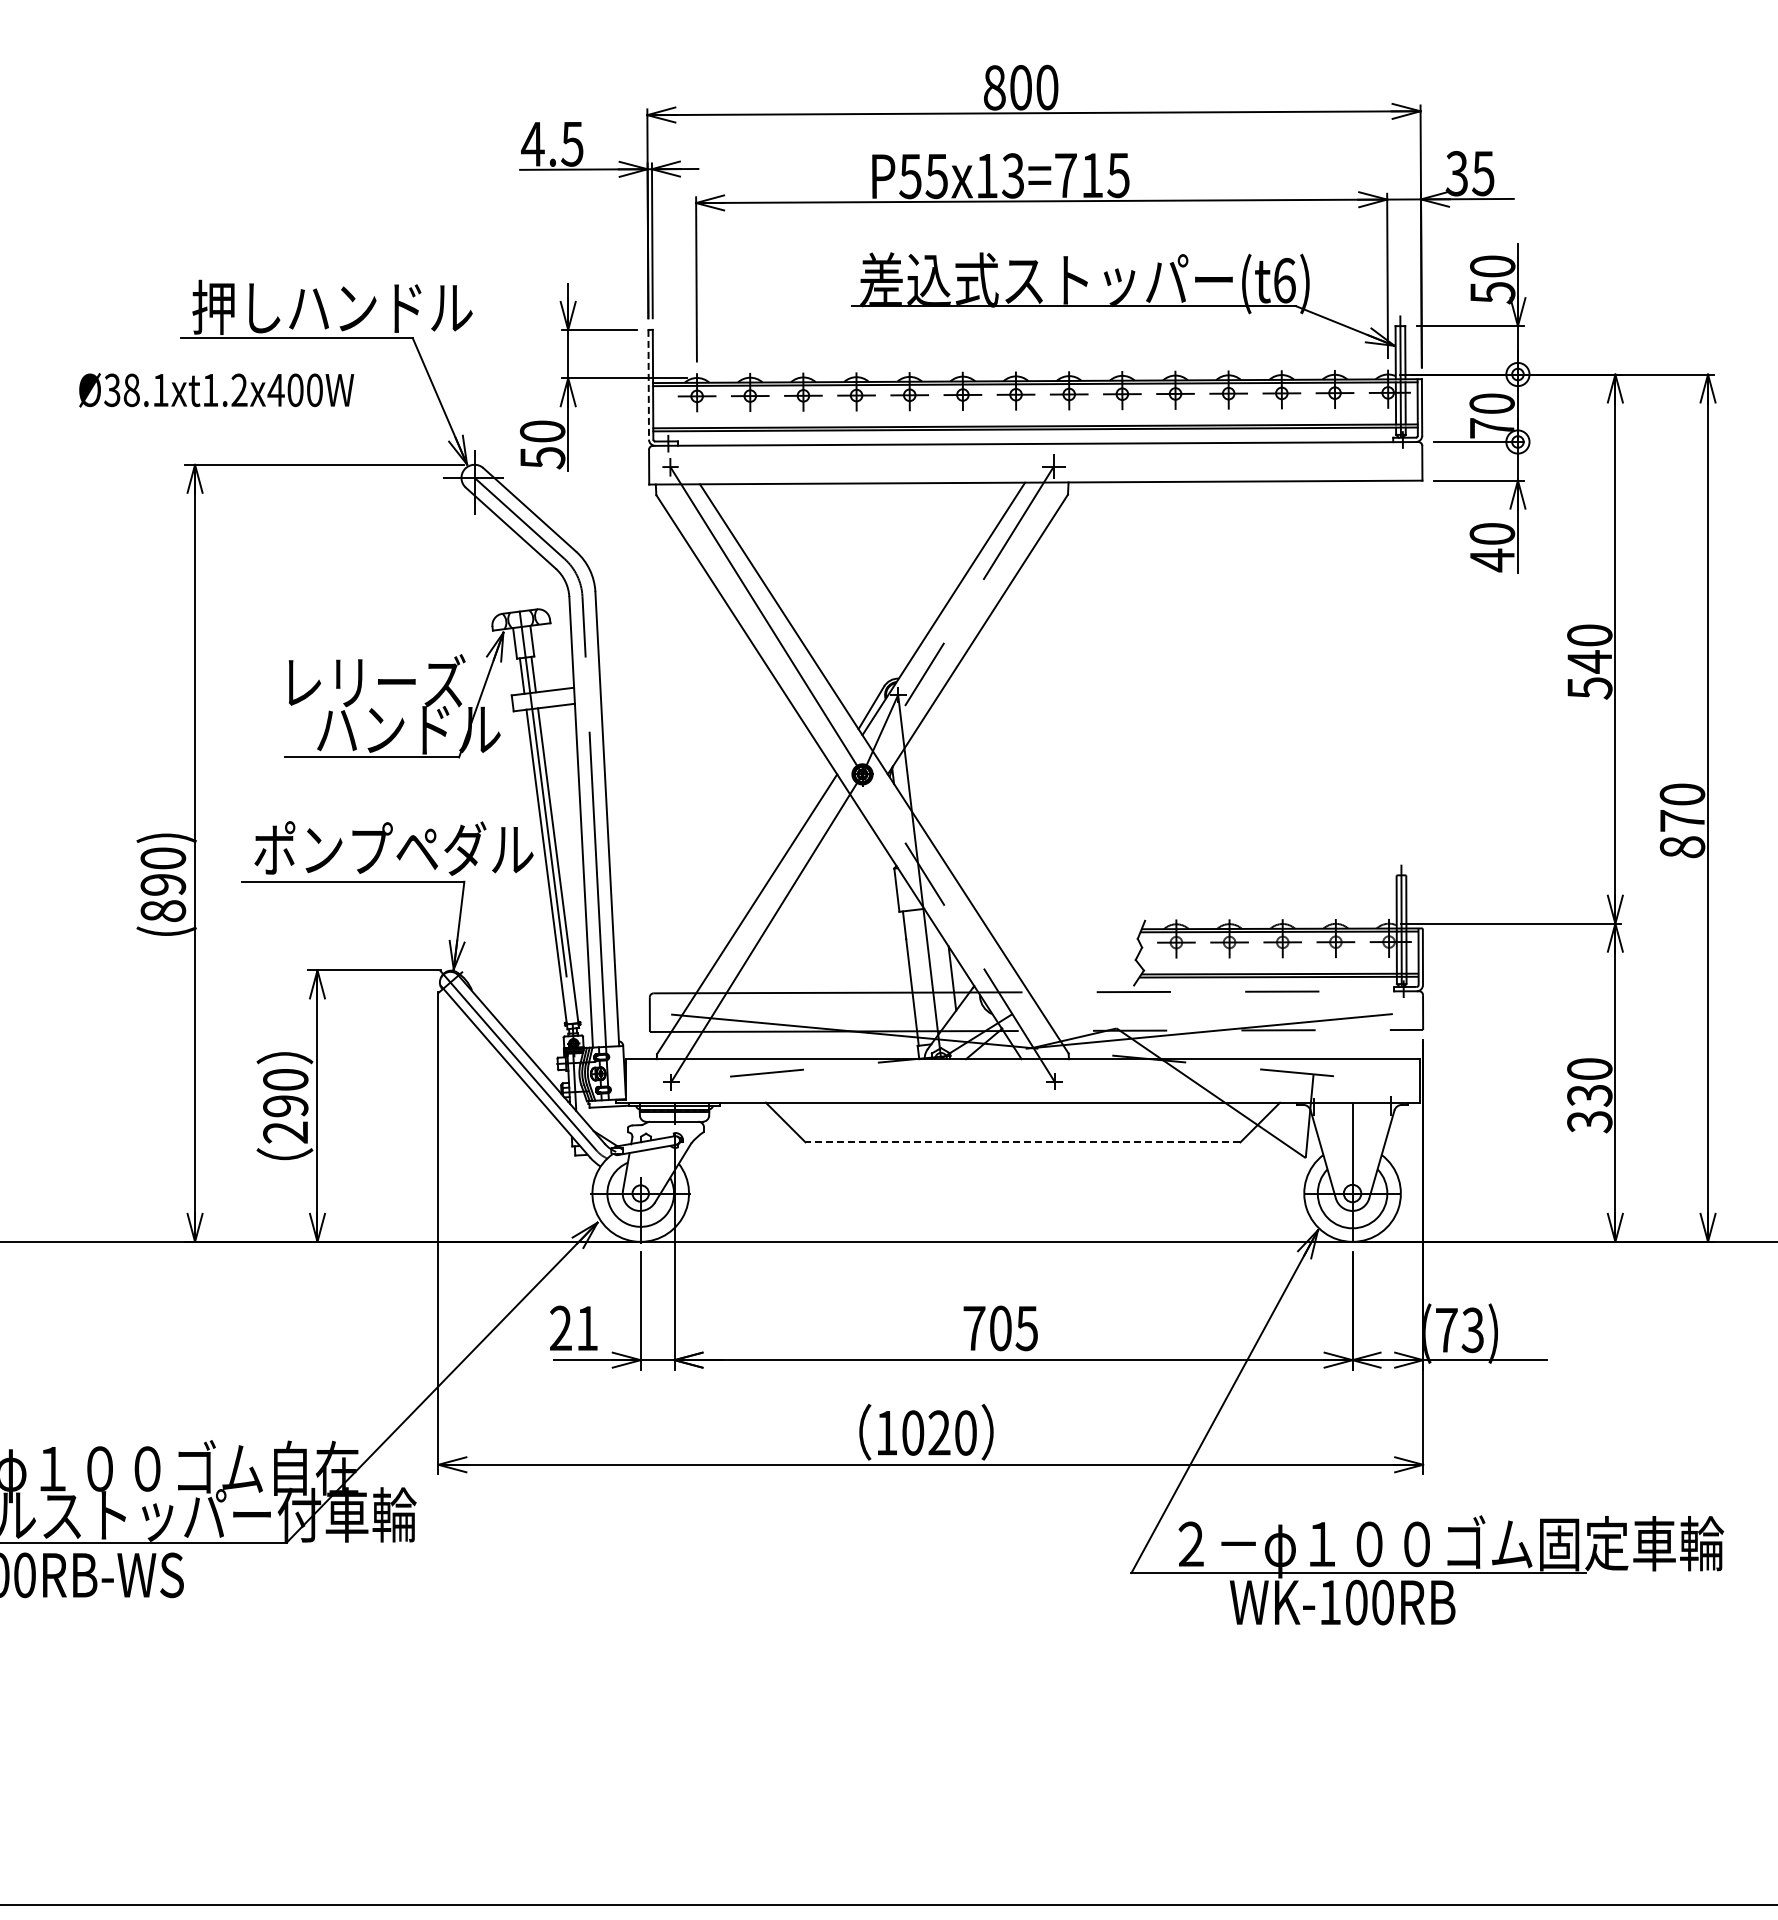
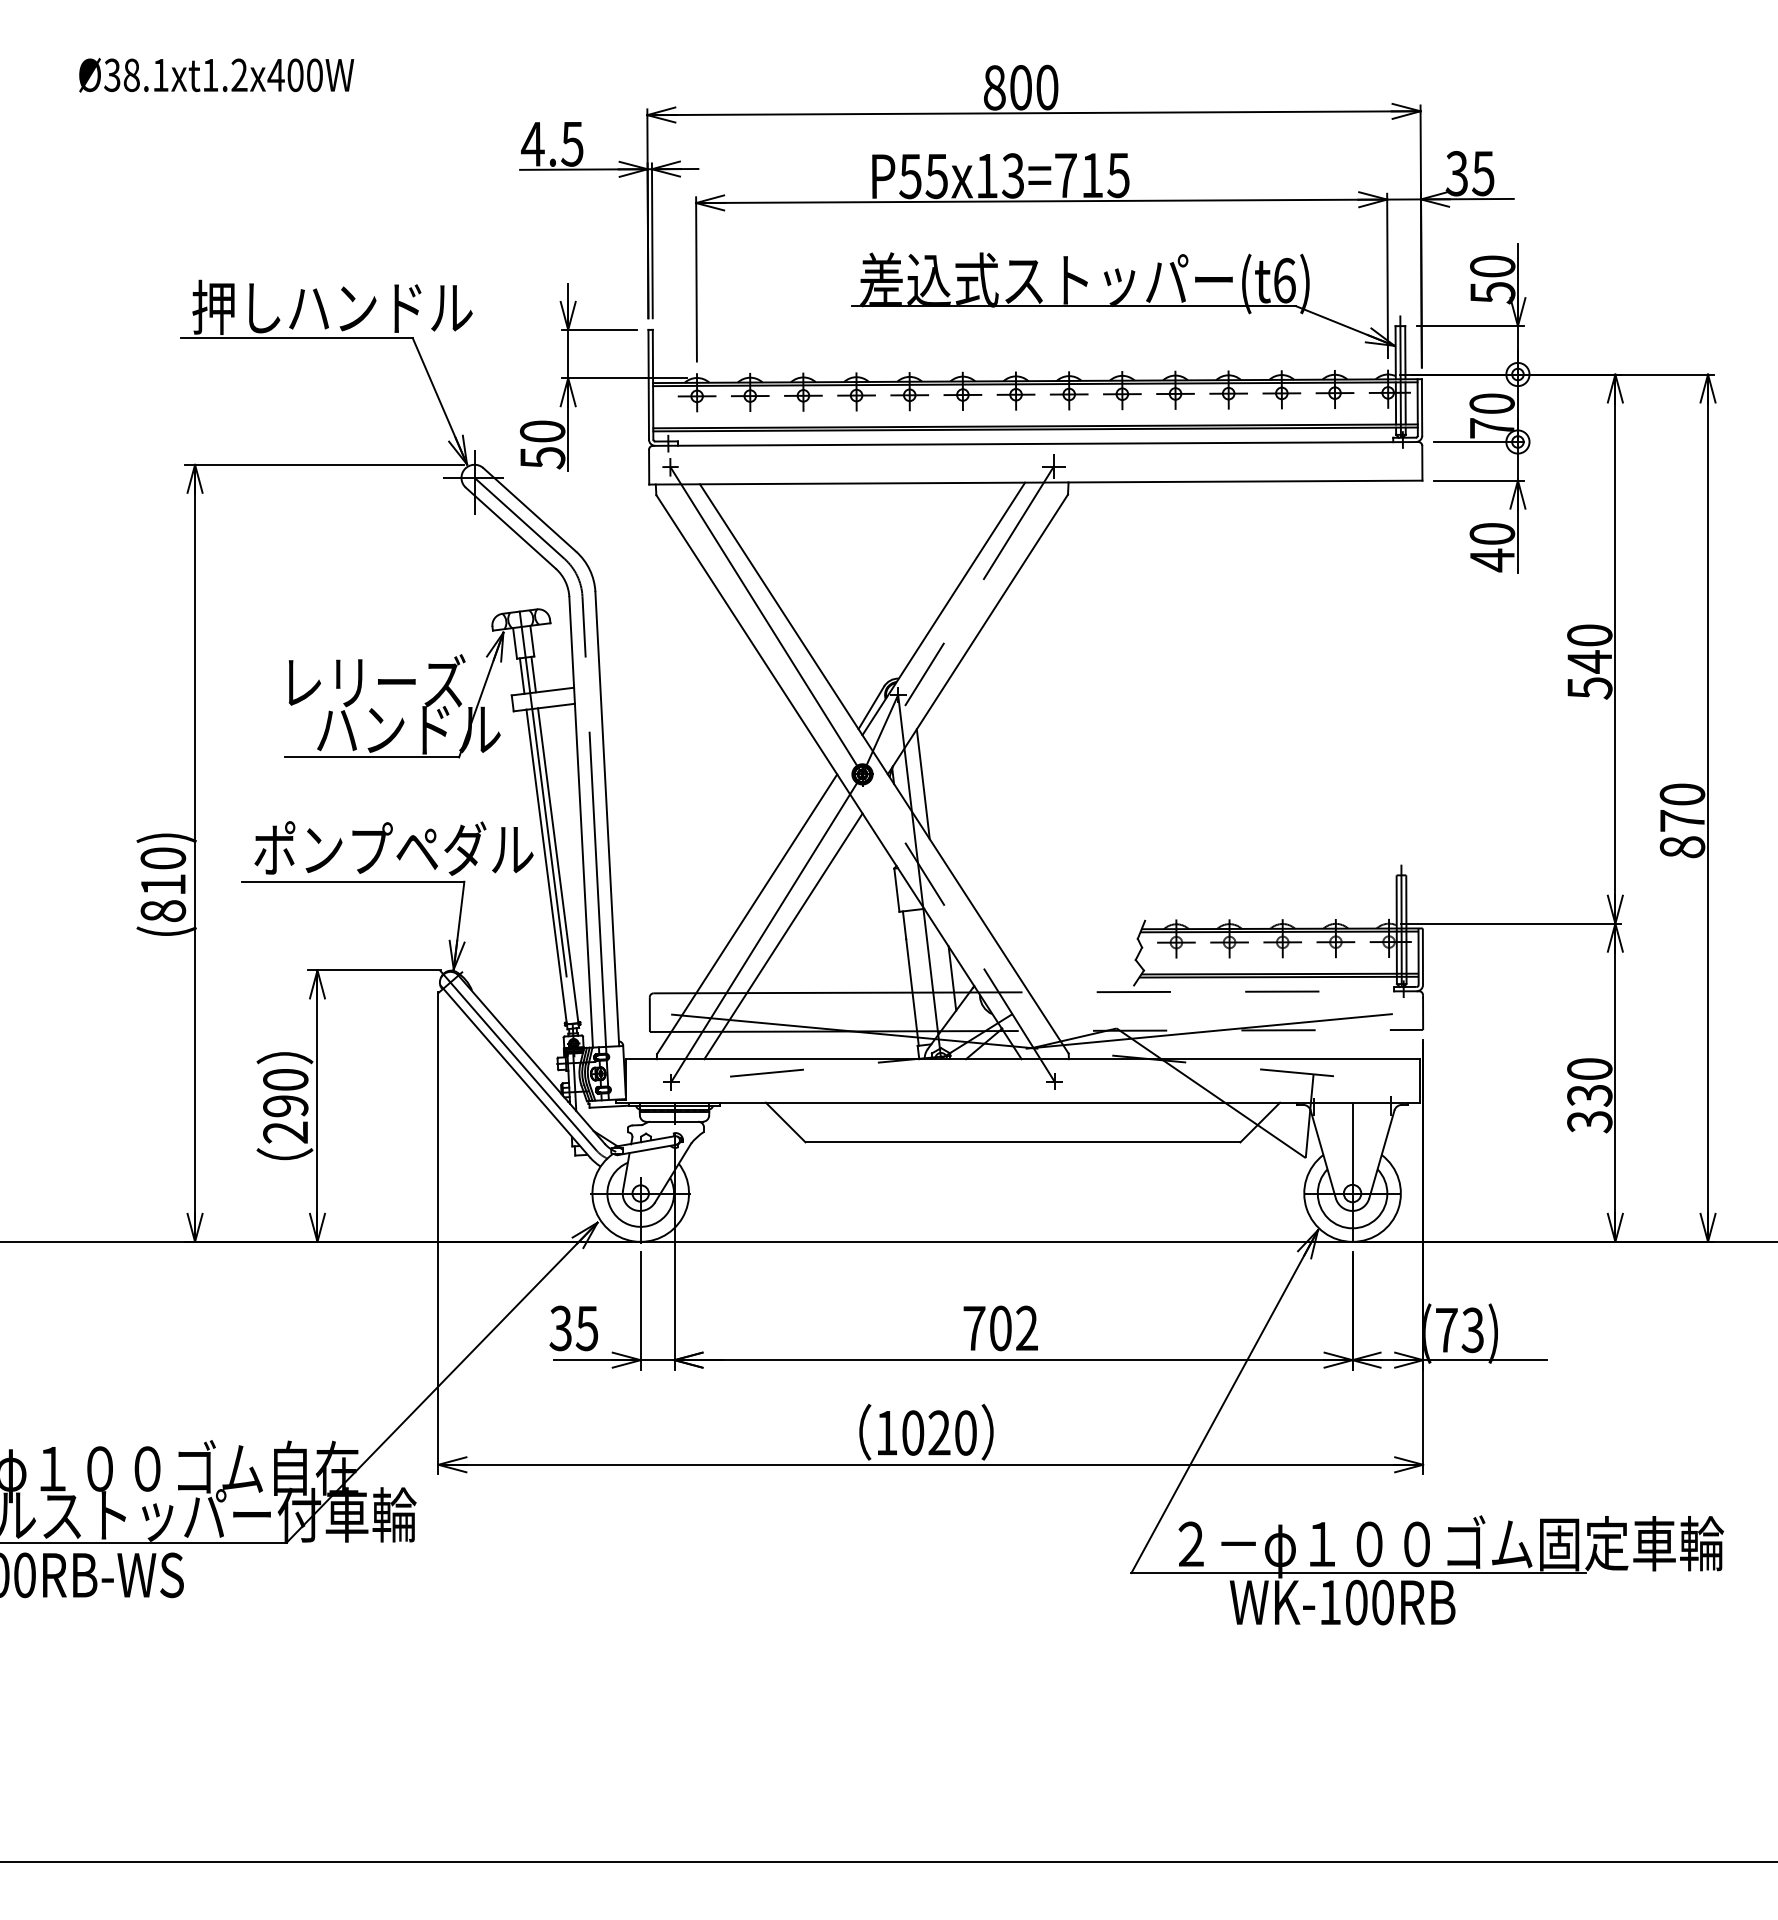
line: dashed -> solid (648, 384)
text position: (216, 389) -> (216, 74) (216, 74)
line: none -> present (922, 784)
text: (890) -> (810) (163, 884)
line: none -> present (783, 936)
line: dashed -> solid (1022, 1142)
text: 21 -> 35 (573, 1328)
text: 705 -> 702 (1026, 1328)
line position: (888, 1905) -> (888, 1862) (888, 1862)
